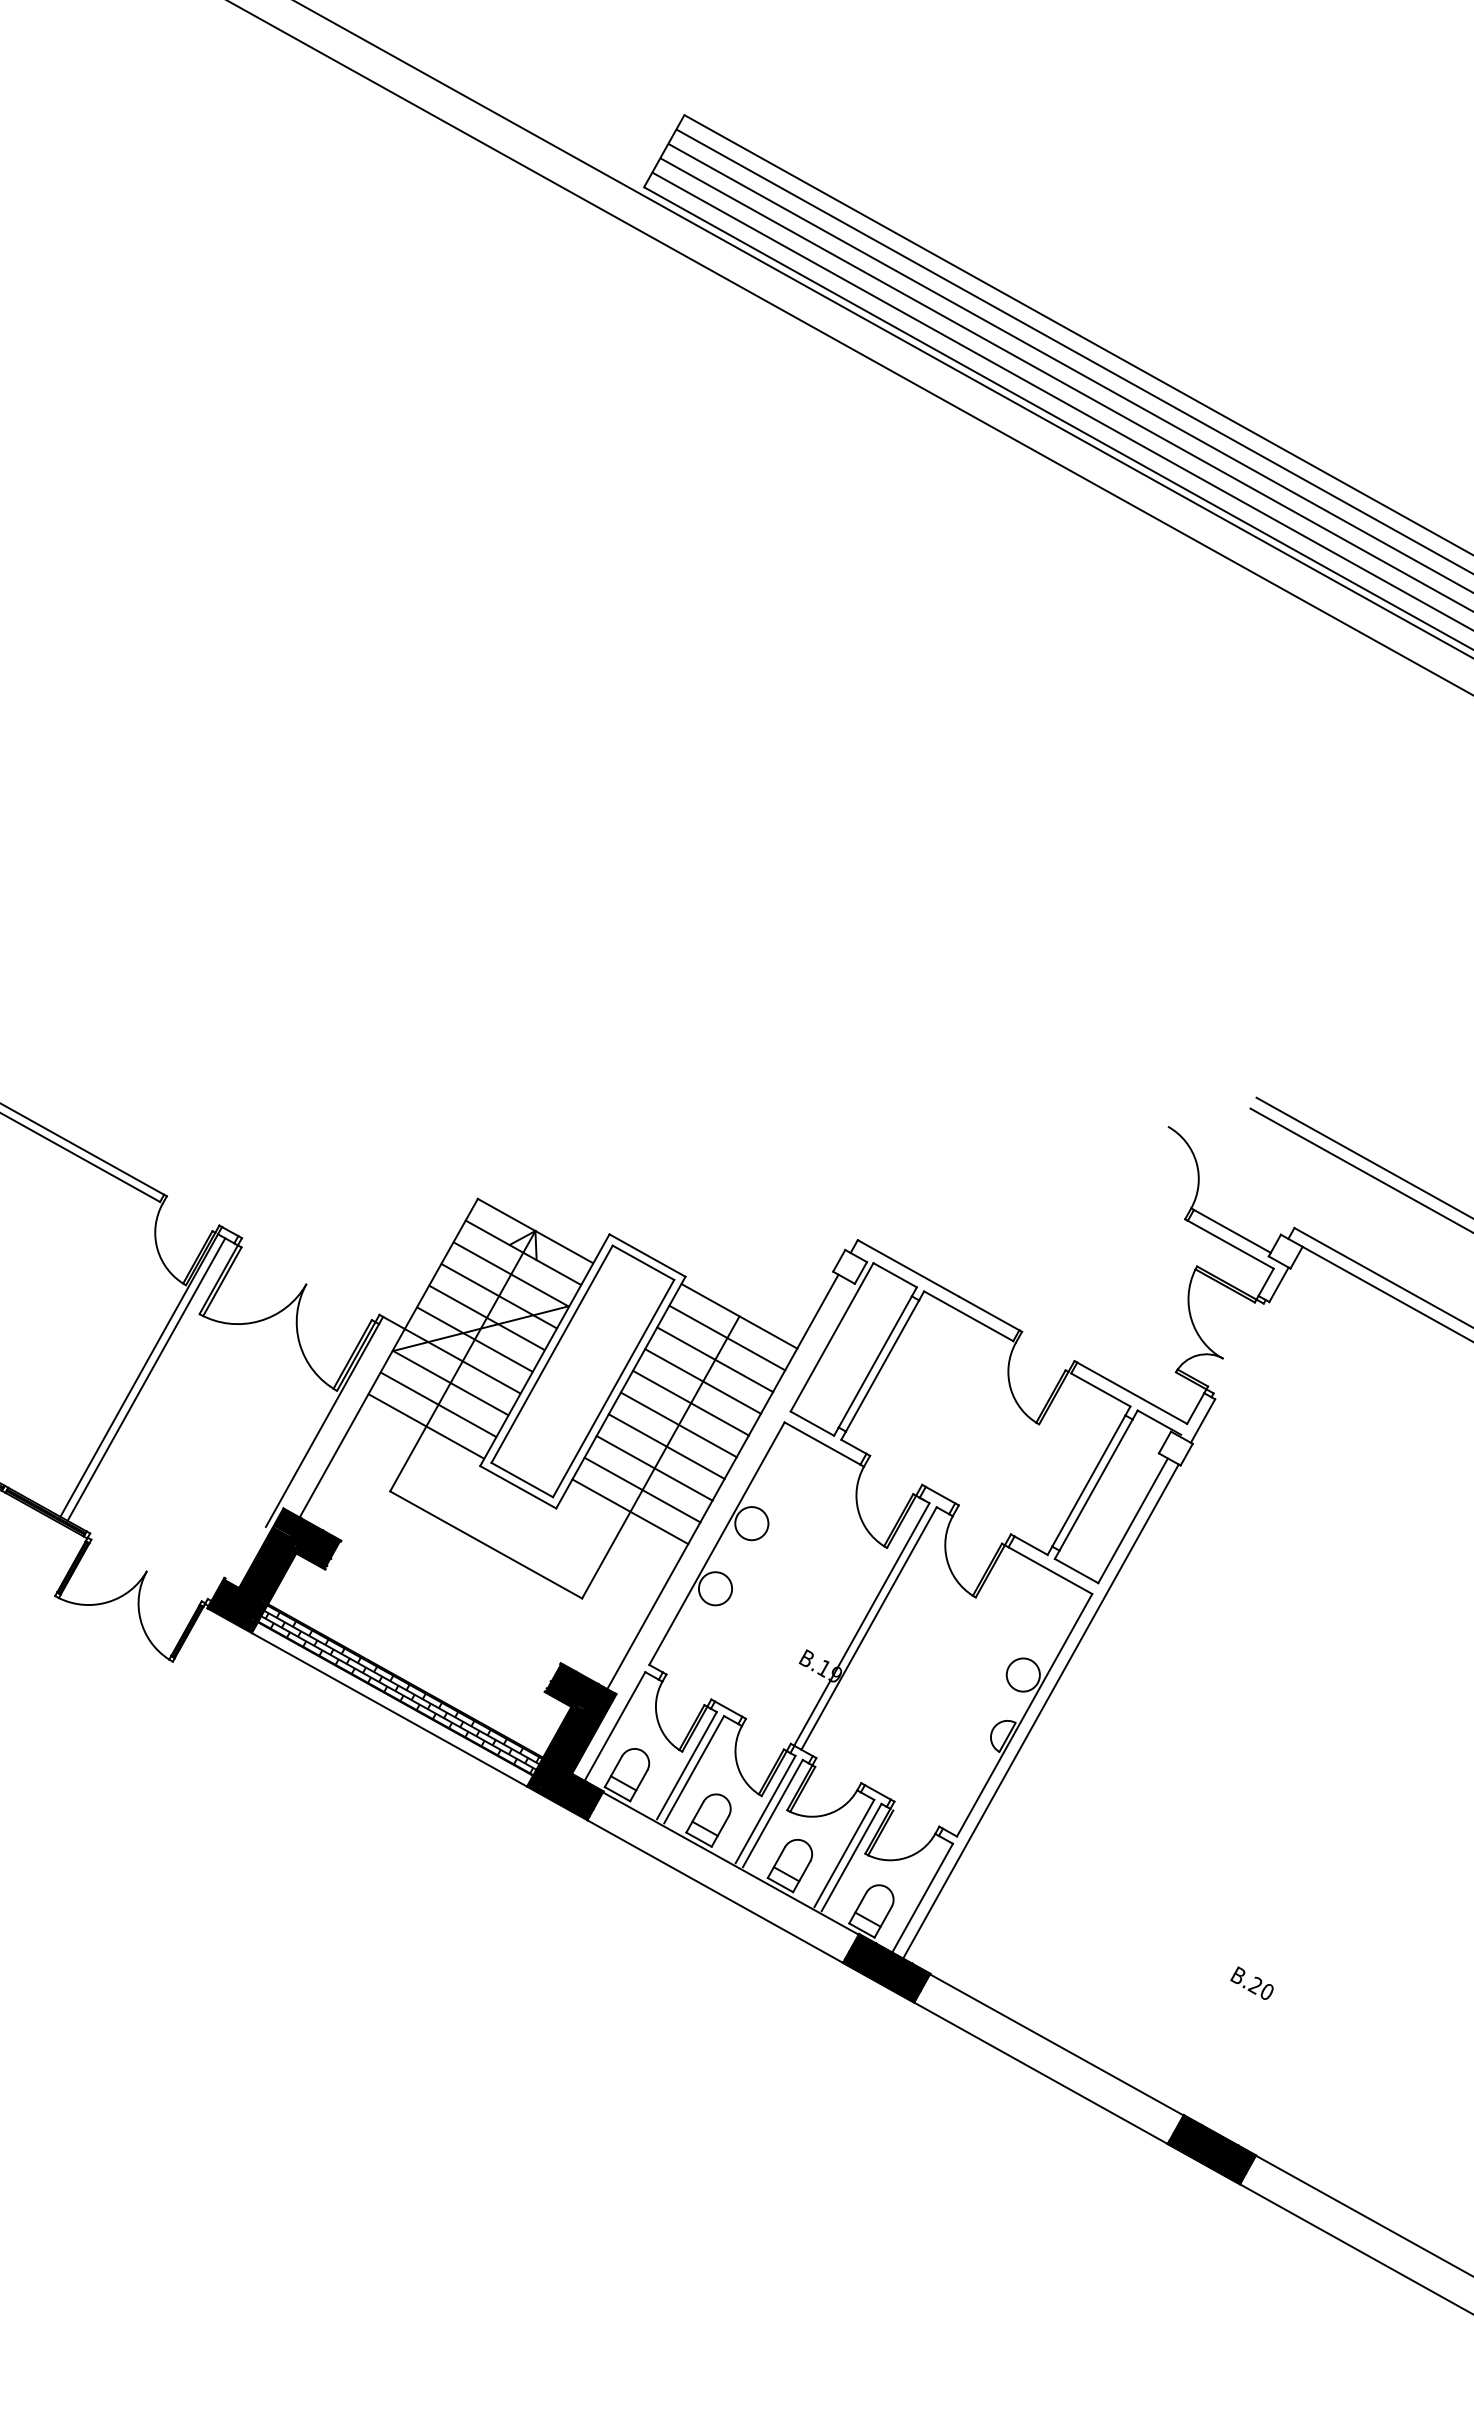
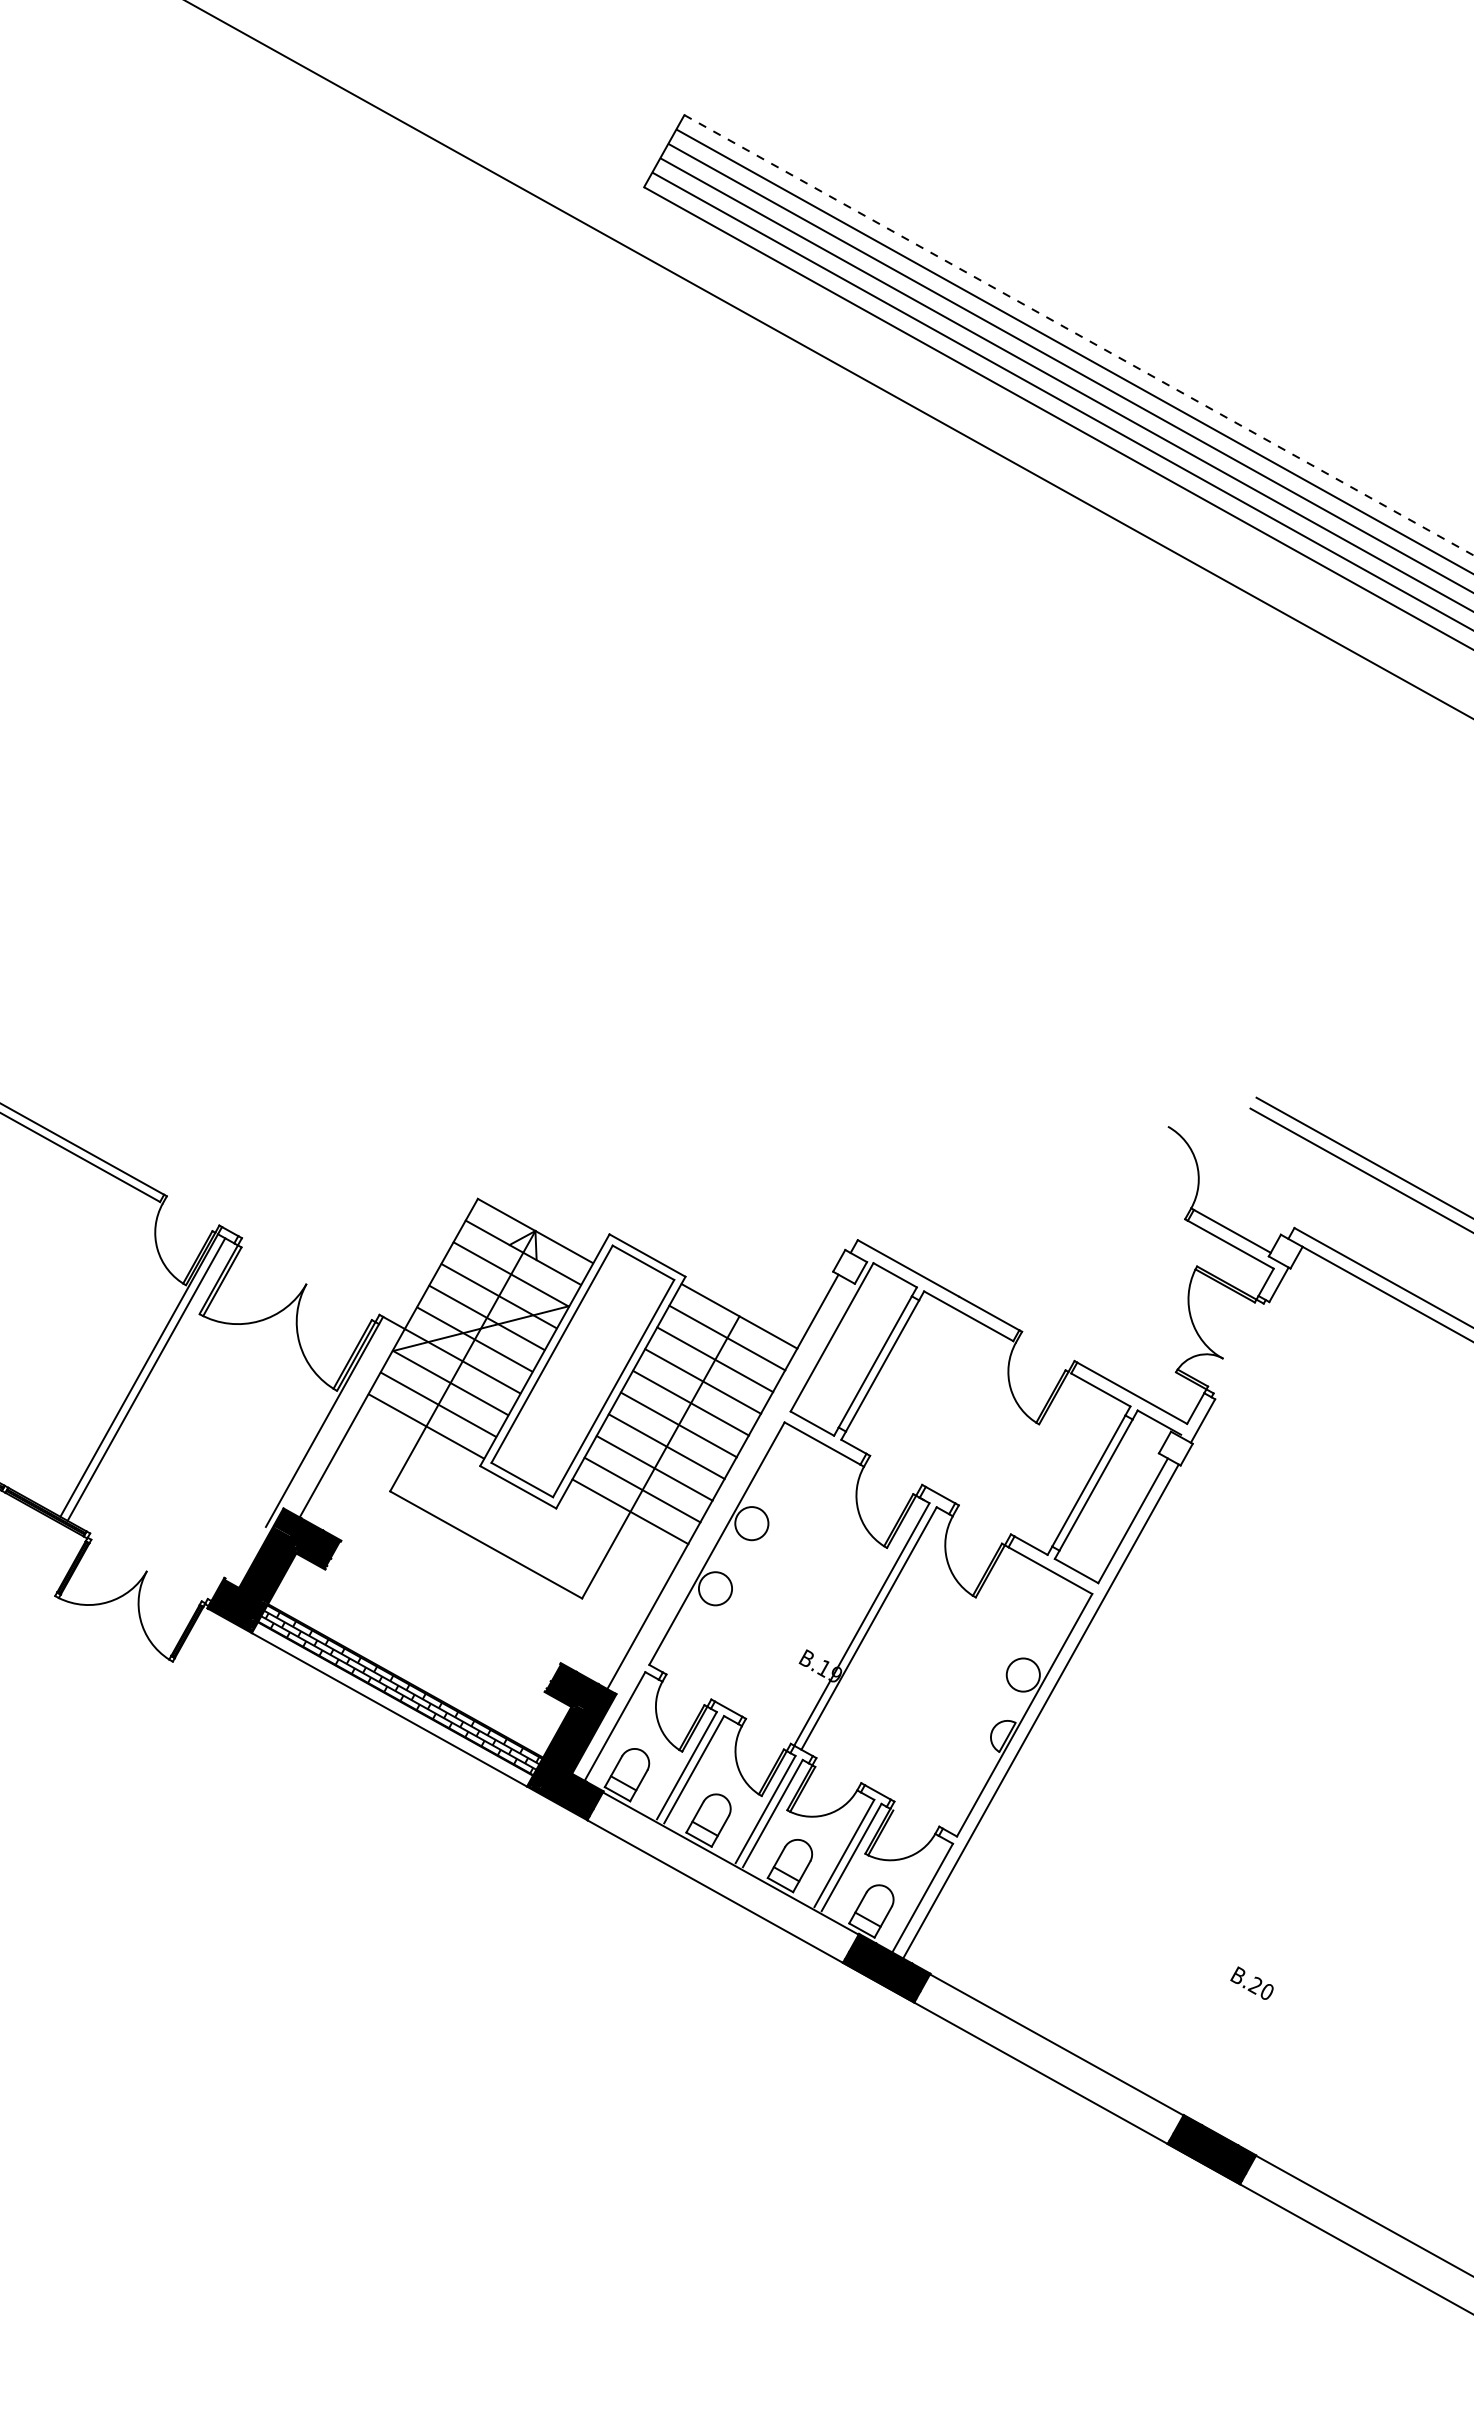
line: present -> none (883, 329)
line: solid -> dashed (1079, 335)
line position: (850, 347) -> (828, 359) (828, 359)
